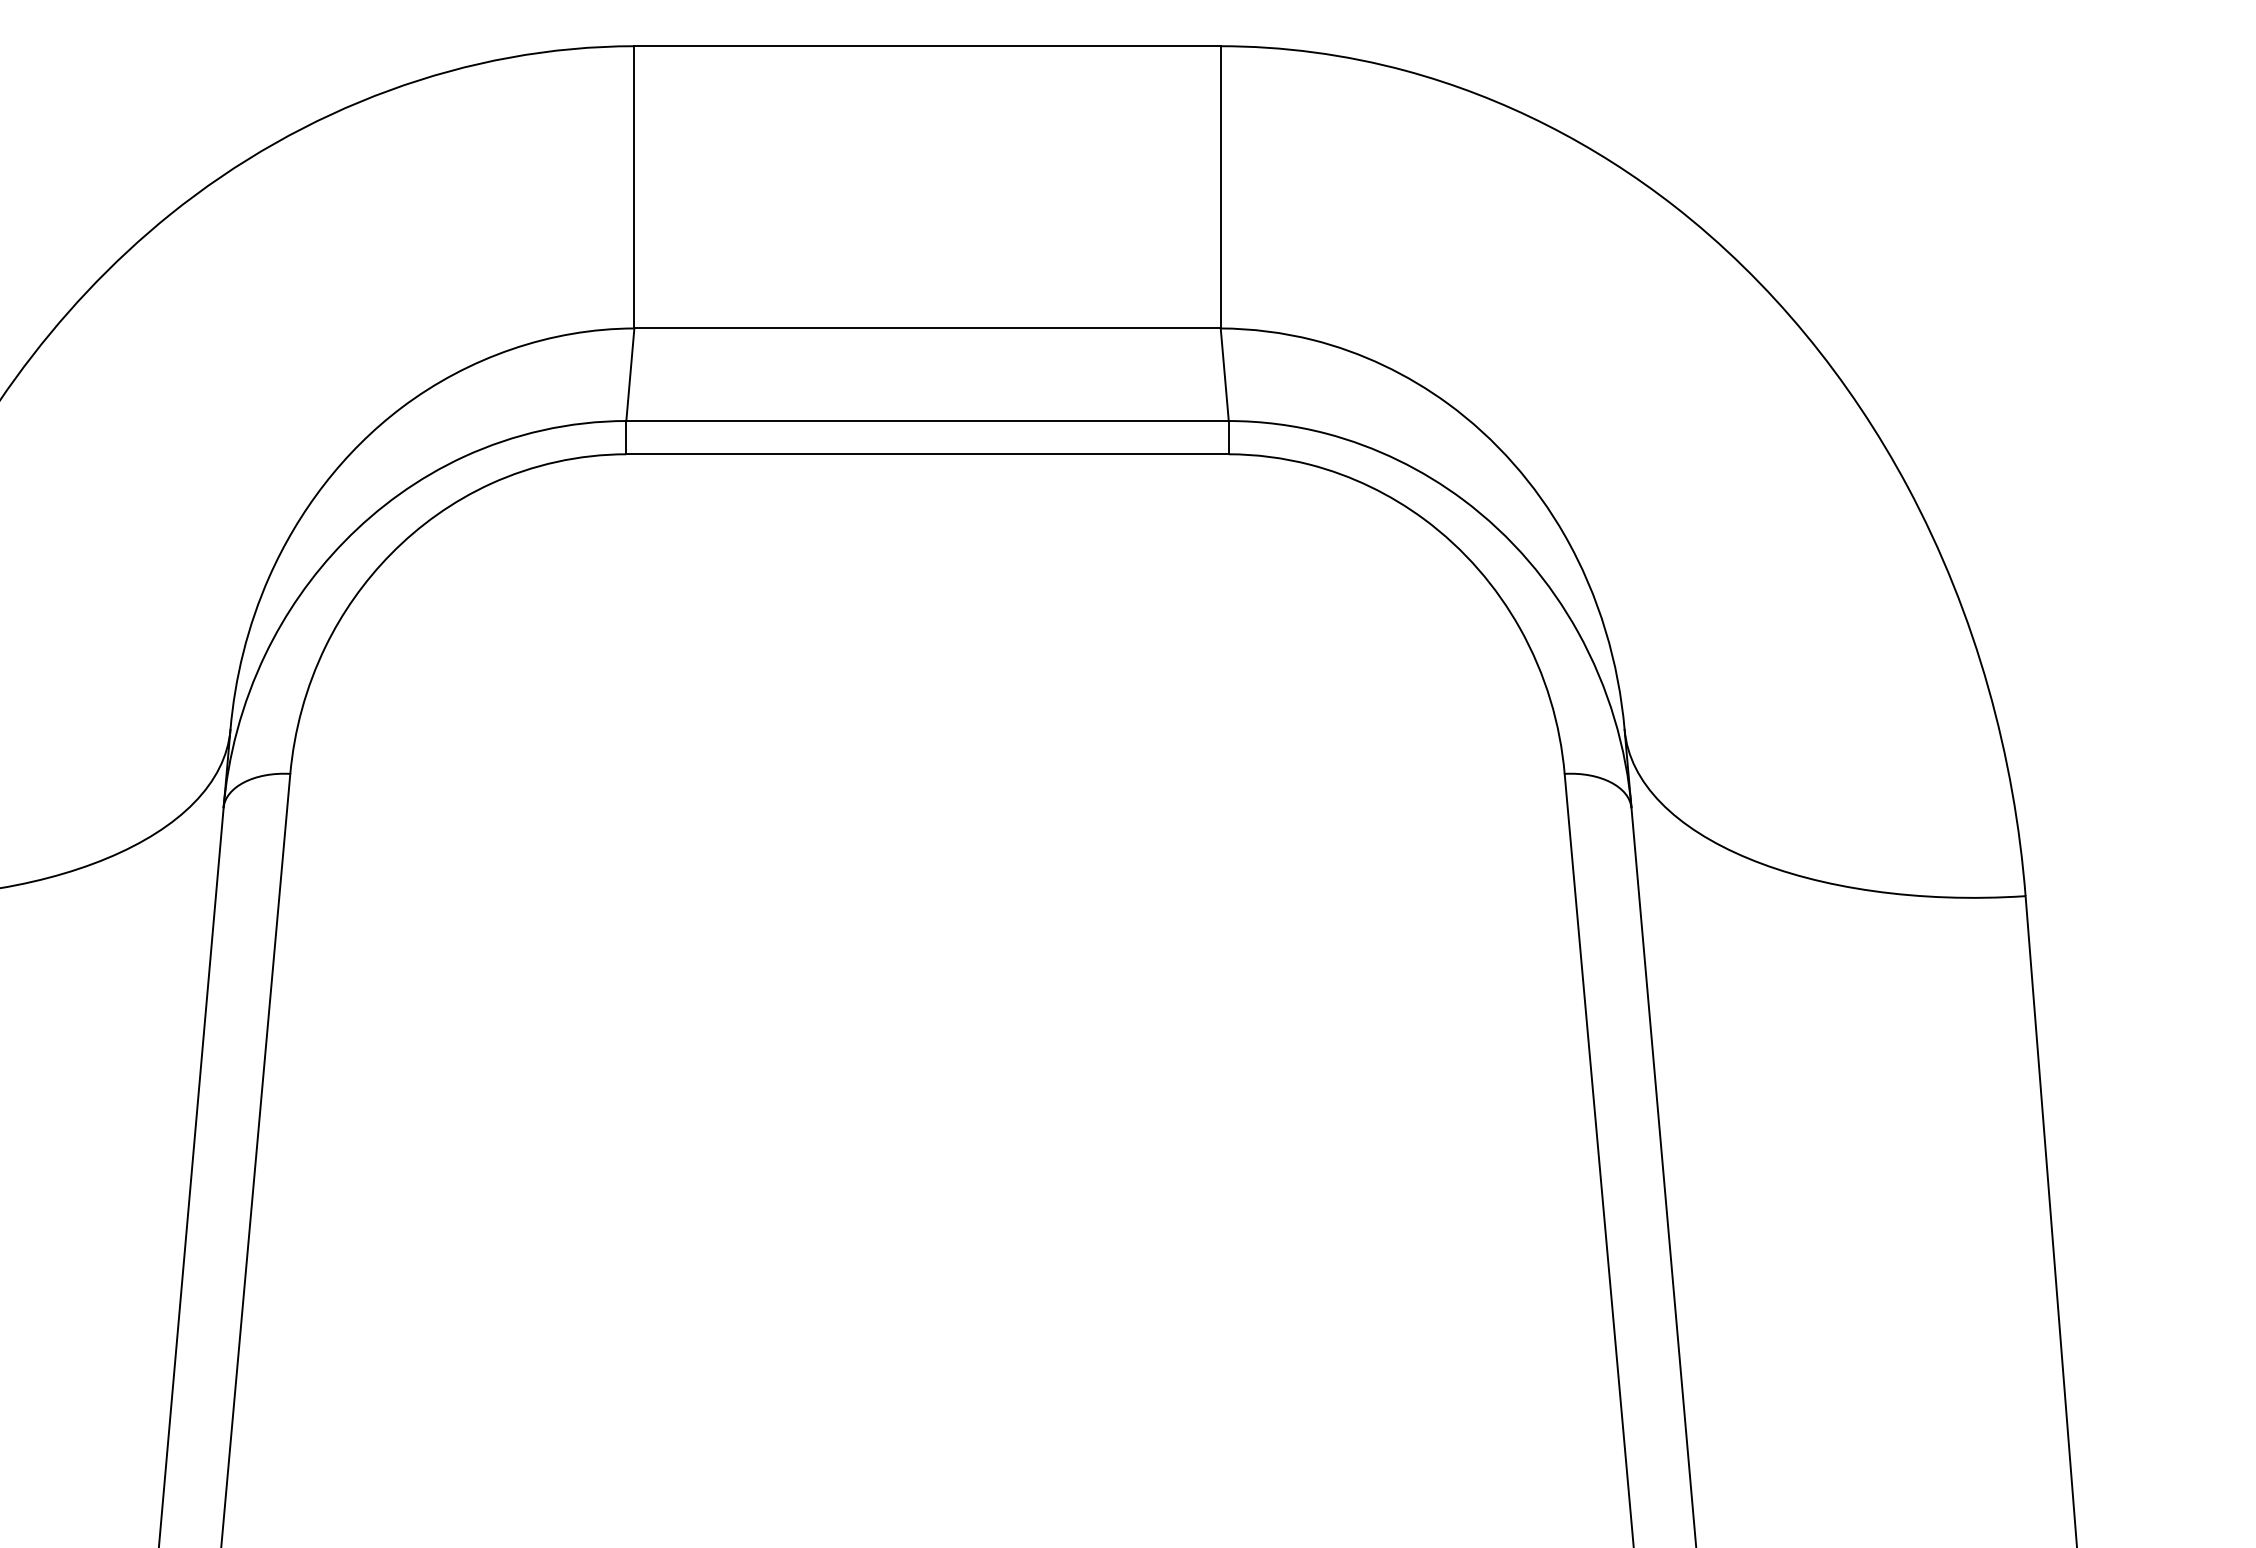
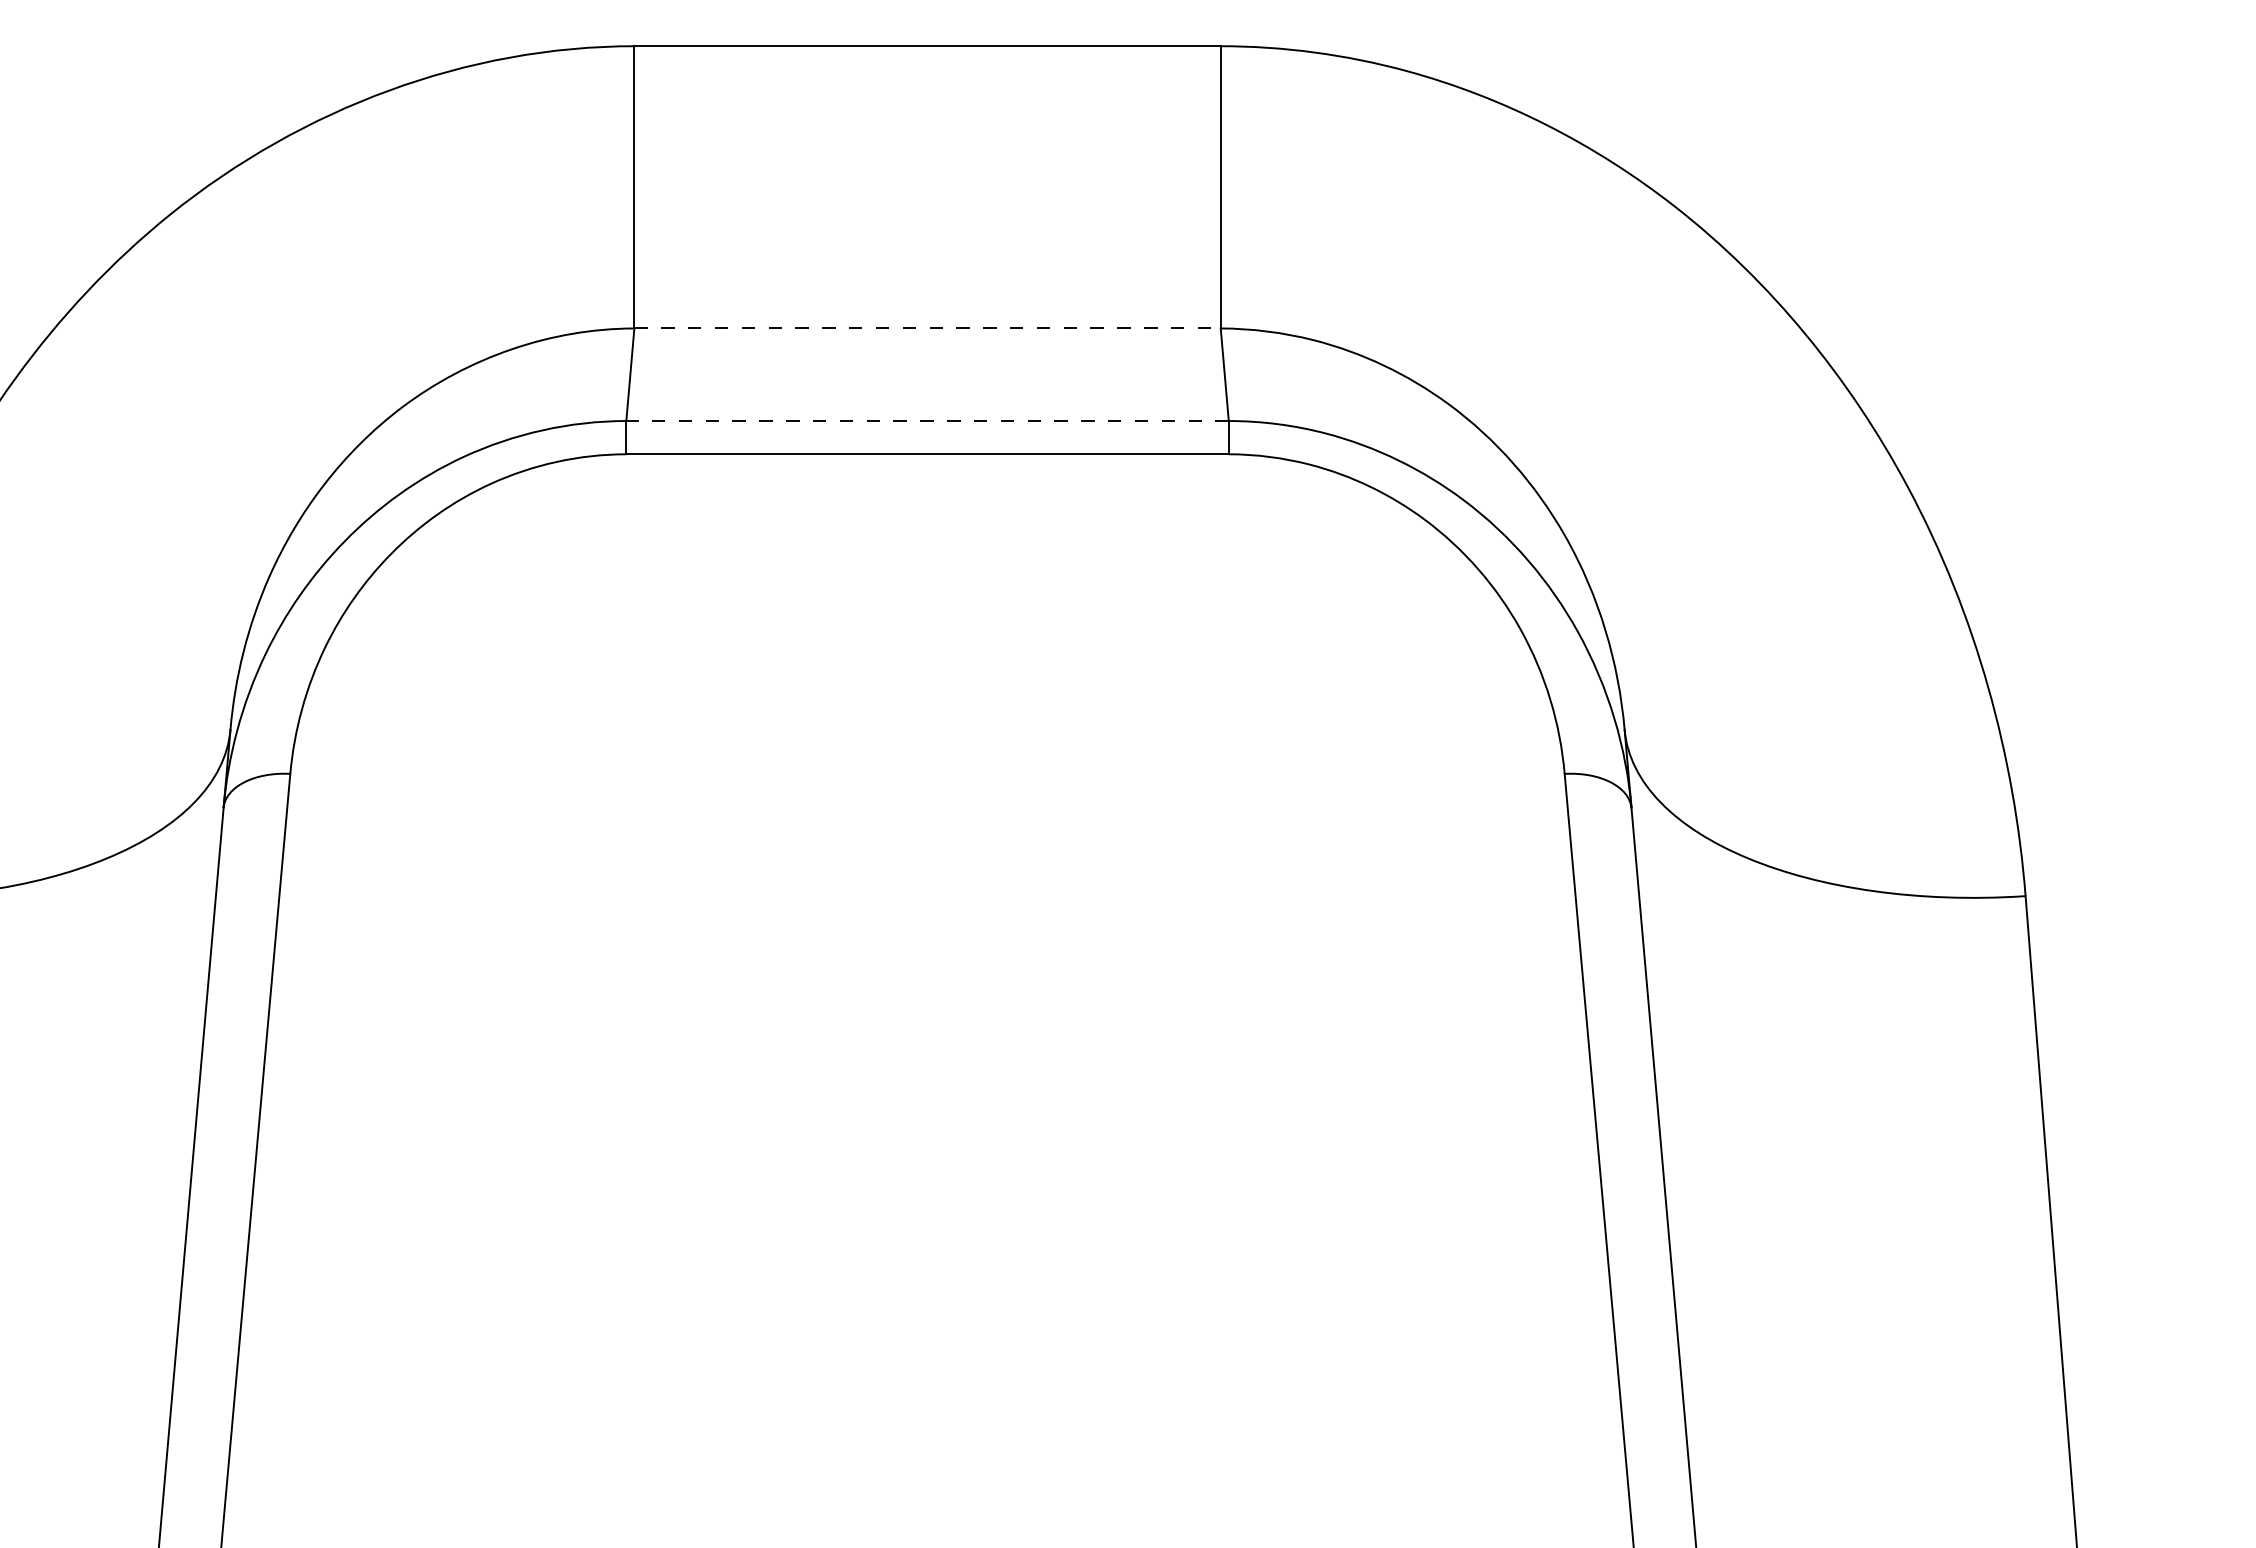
line: solid -> dashed (928, 328)
line: solid -> dashed (927, 421)
